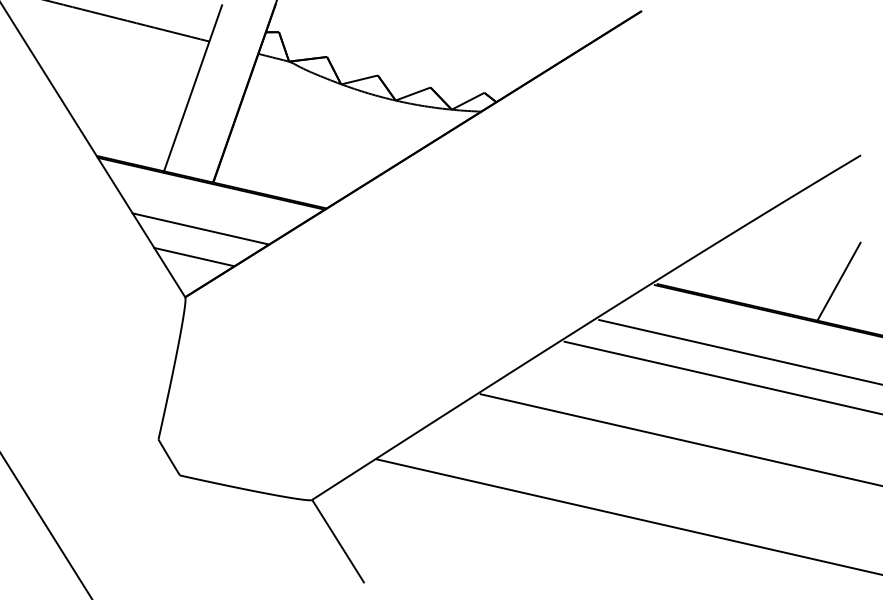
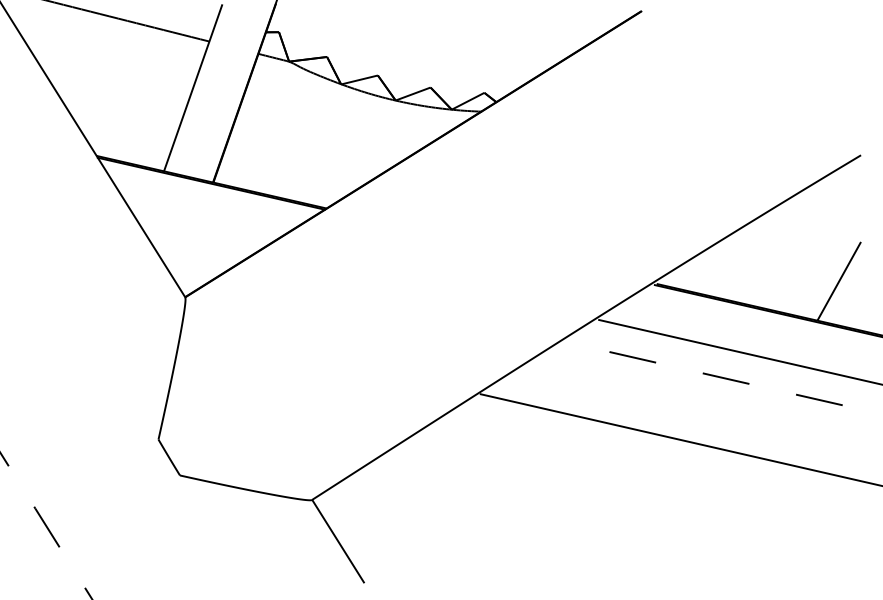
line: present -> none (200, 228)
line: present -> none (194, 256)
line: solid -> dashed (722, 377)
line: present -> none (627, 516)
line: solid -> dashed (46, 525)
